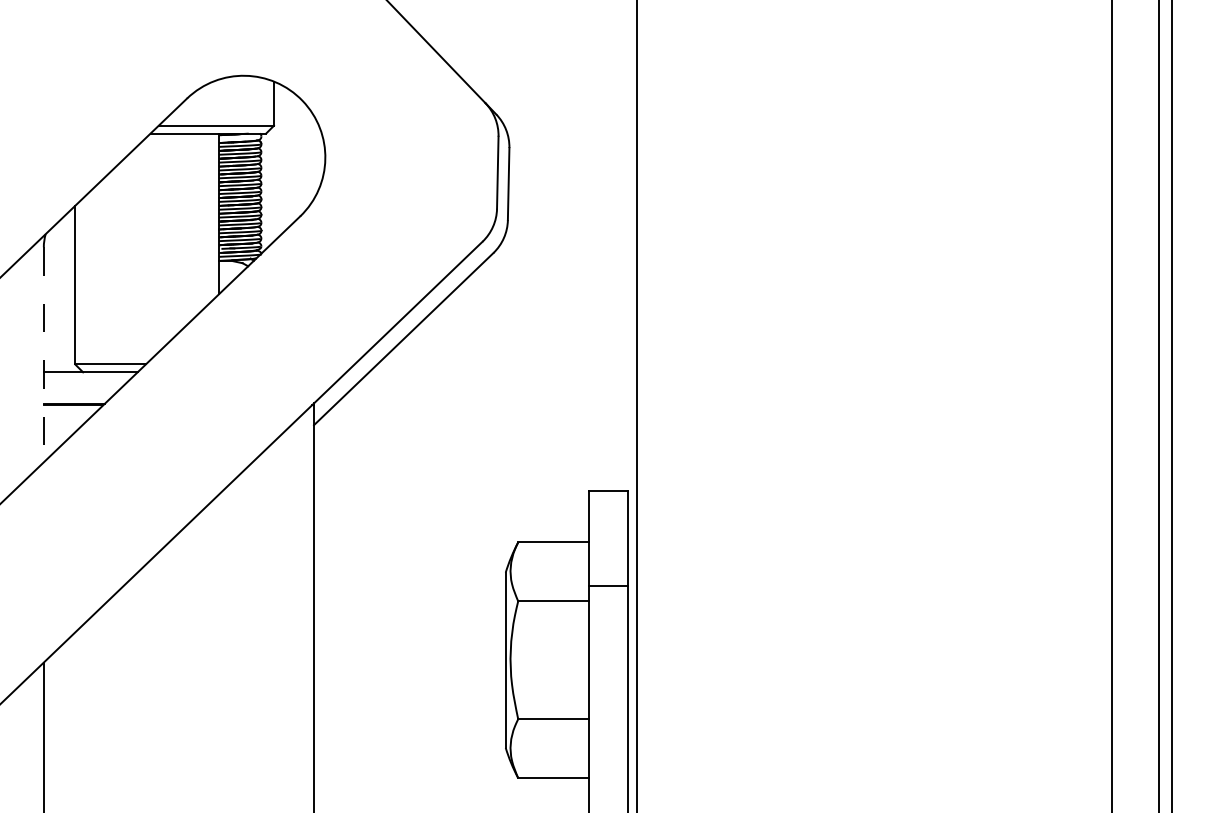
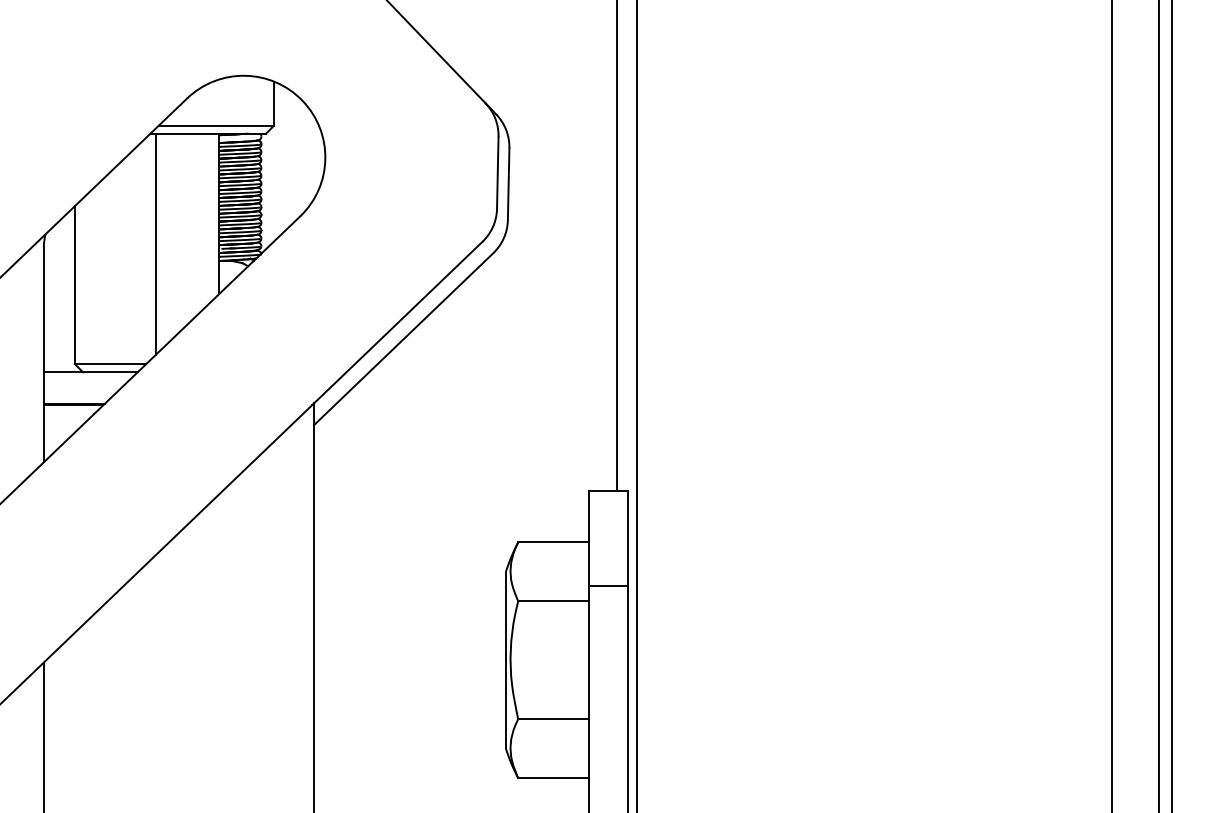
line: none -> present (156, 243)
line: none -> present (616, 246)
line: dashed -> solid (43, 355)
